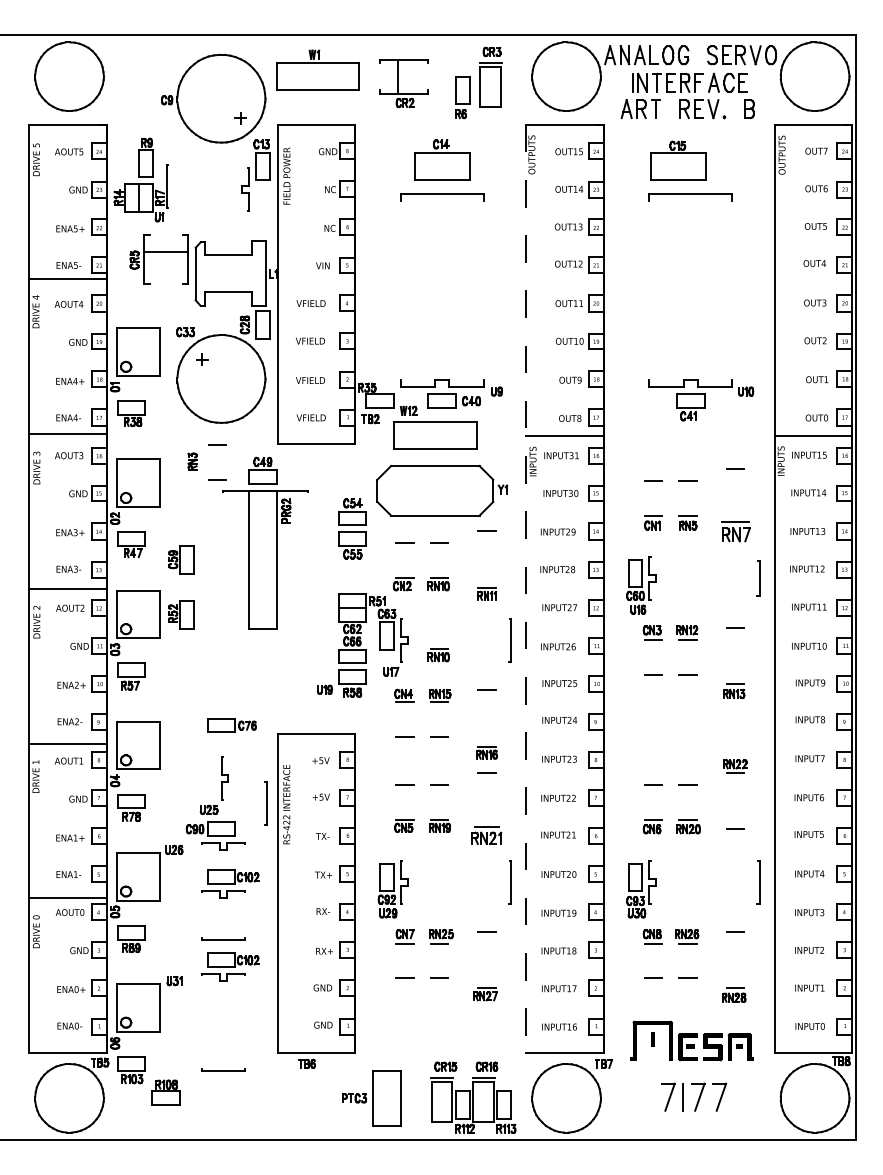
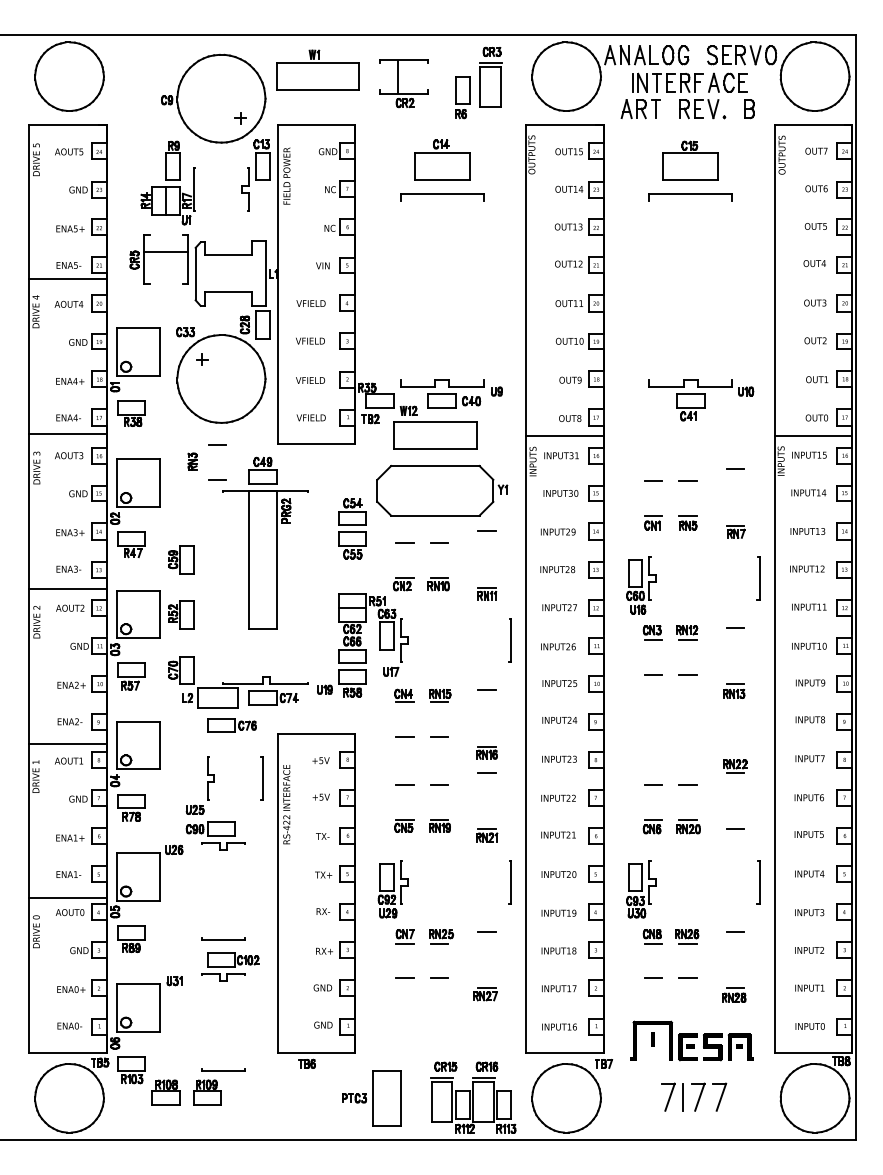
part position: (678, 160) -> (690, 160) (690, 160)
part position: (140, 179) -> (167, 182) (167, 182)
part size: 30x22 px -> 20x14 px (735, 531)
part size: 5x37 px -> 5x45 px (758, 578)
line: dashed -> solid (526, 589)
part: present -> none (438, 655)
part: none -> present (238, 682)
part position: (221, 785) -> (207, 785) (207, 785)
part position: (265, 803) -> (261, 778) (261, 778)
part size: 32x19 px -> 23x15 px (487, 835)
part: present -> none (230, 883)
part: none -> present (207, 1092)
